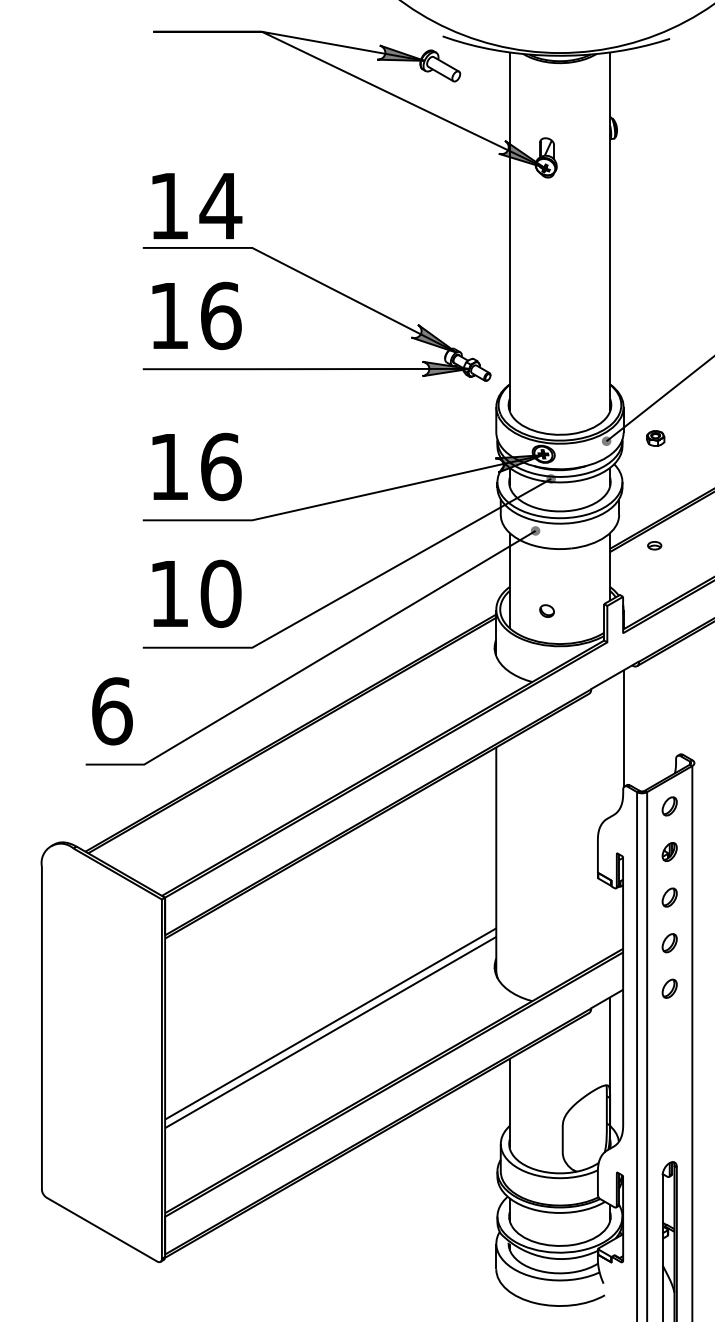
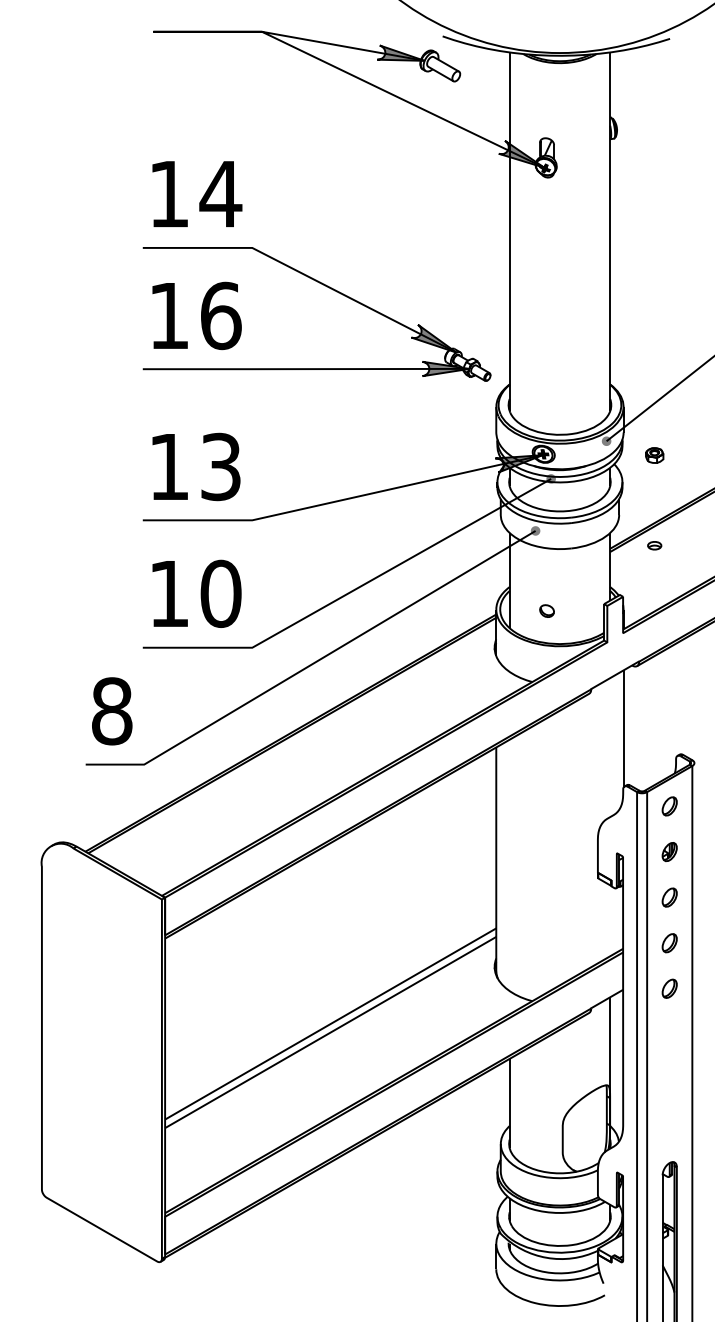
text position: (197, 205) -> (197, 193) (197, 193)
part position: (655, 438) -> (654, 455) (654, 455)
text: 16 -> 13 (221, 466)
text: 6 -> 8 (112, 711)
